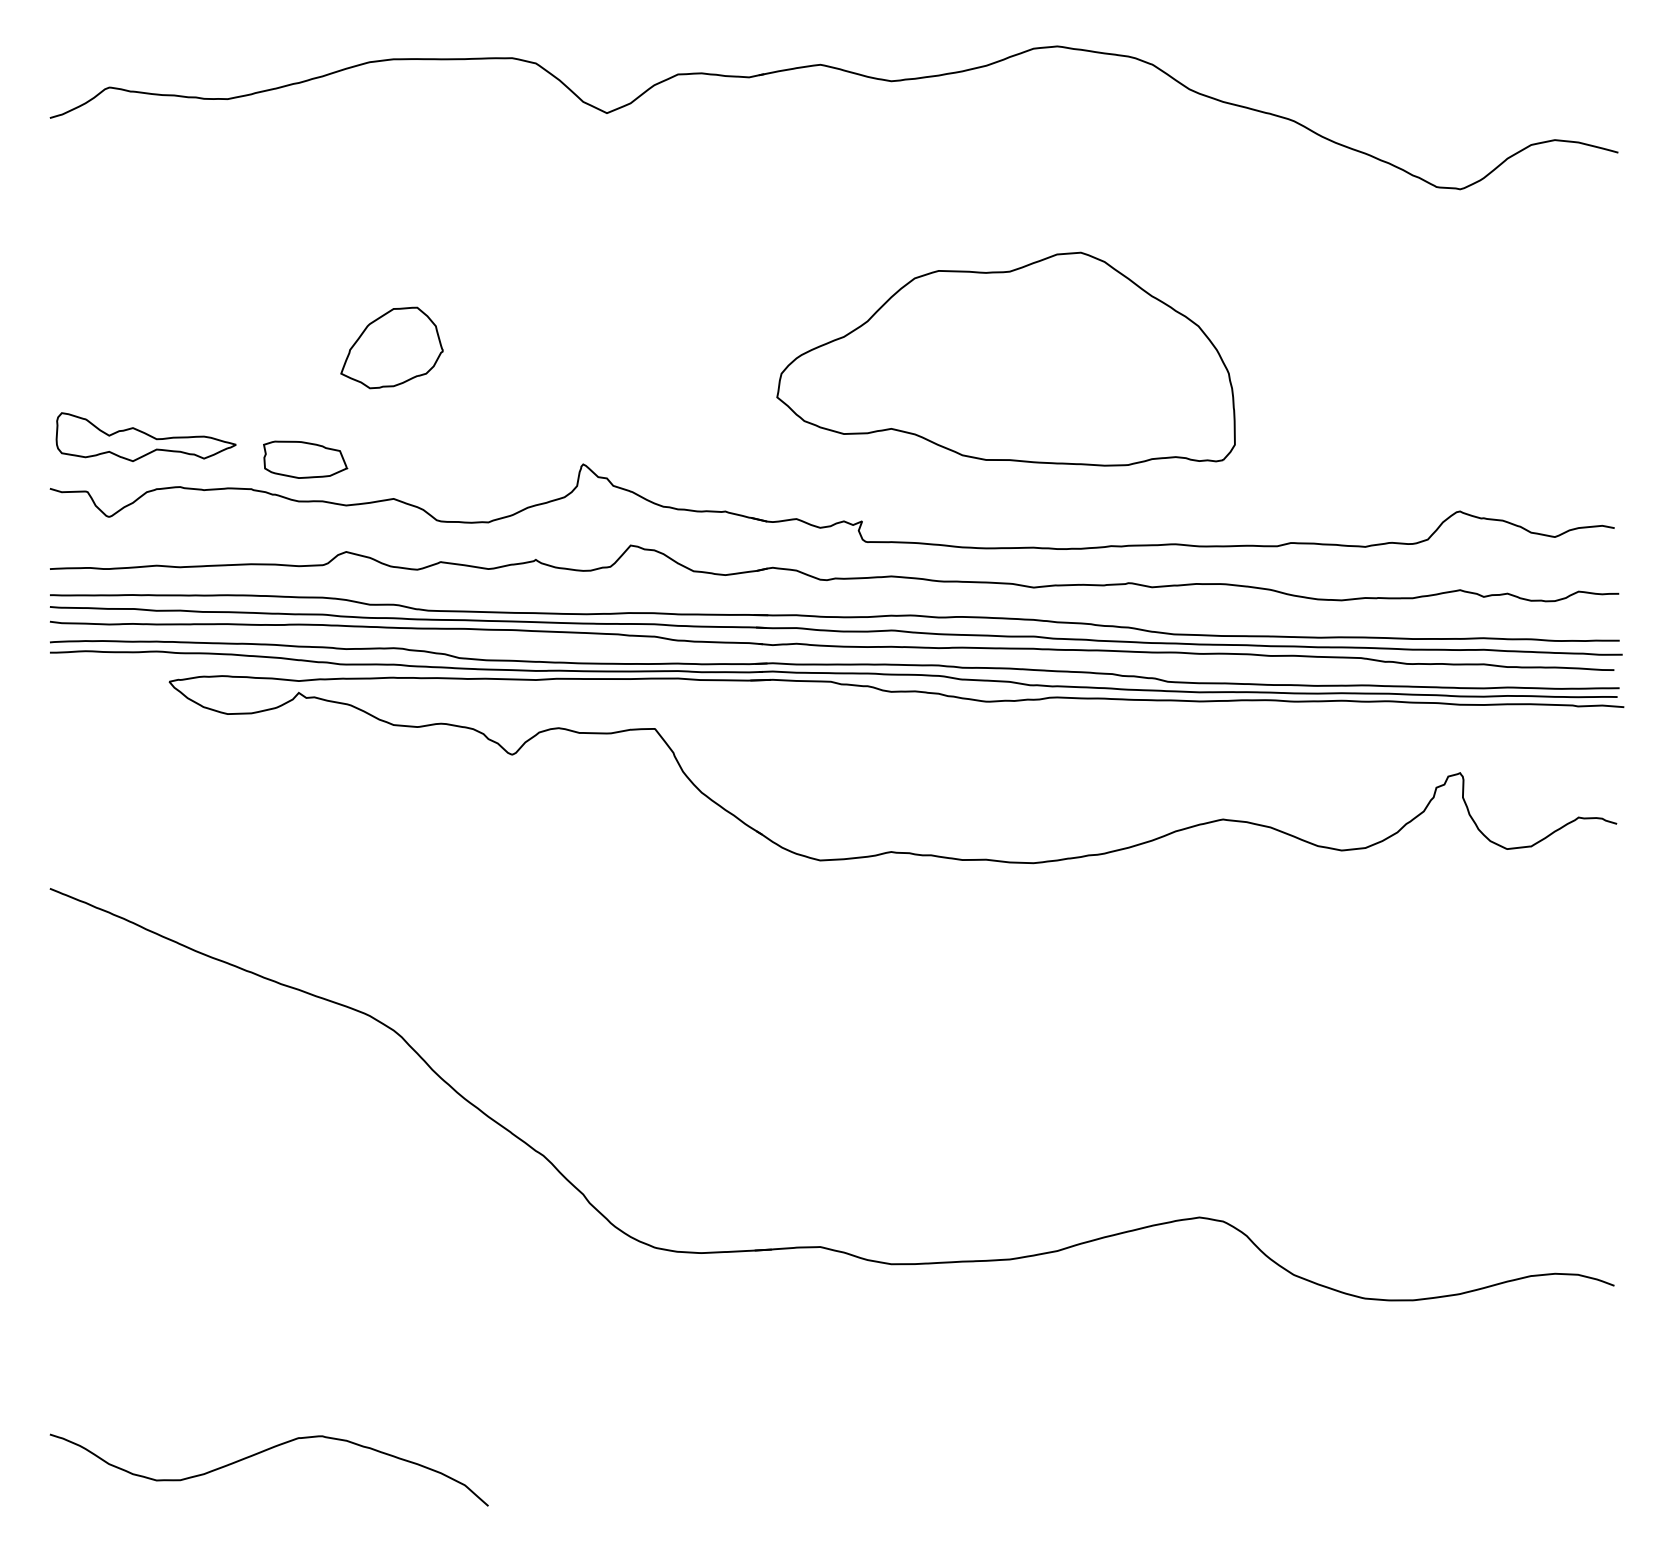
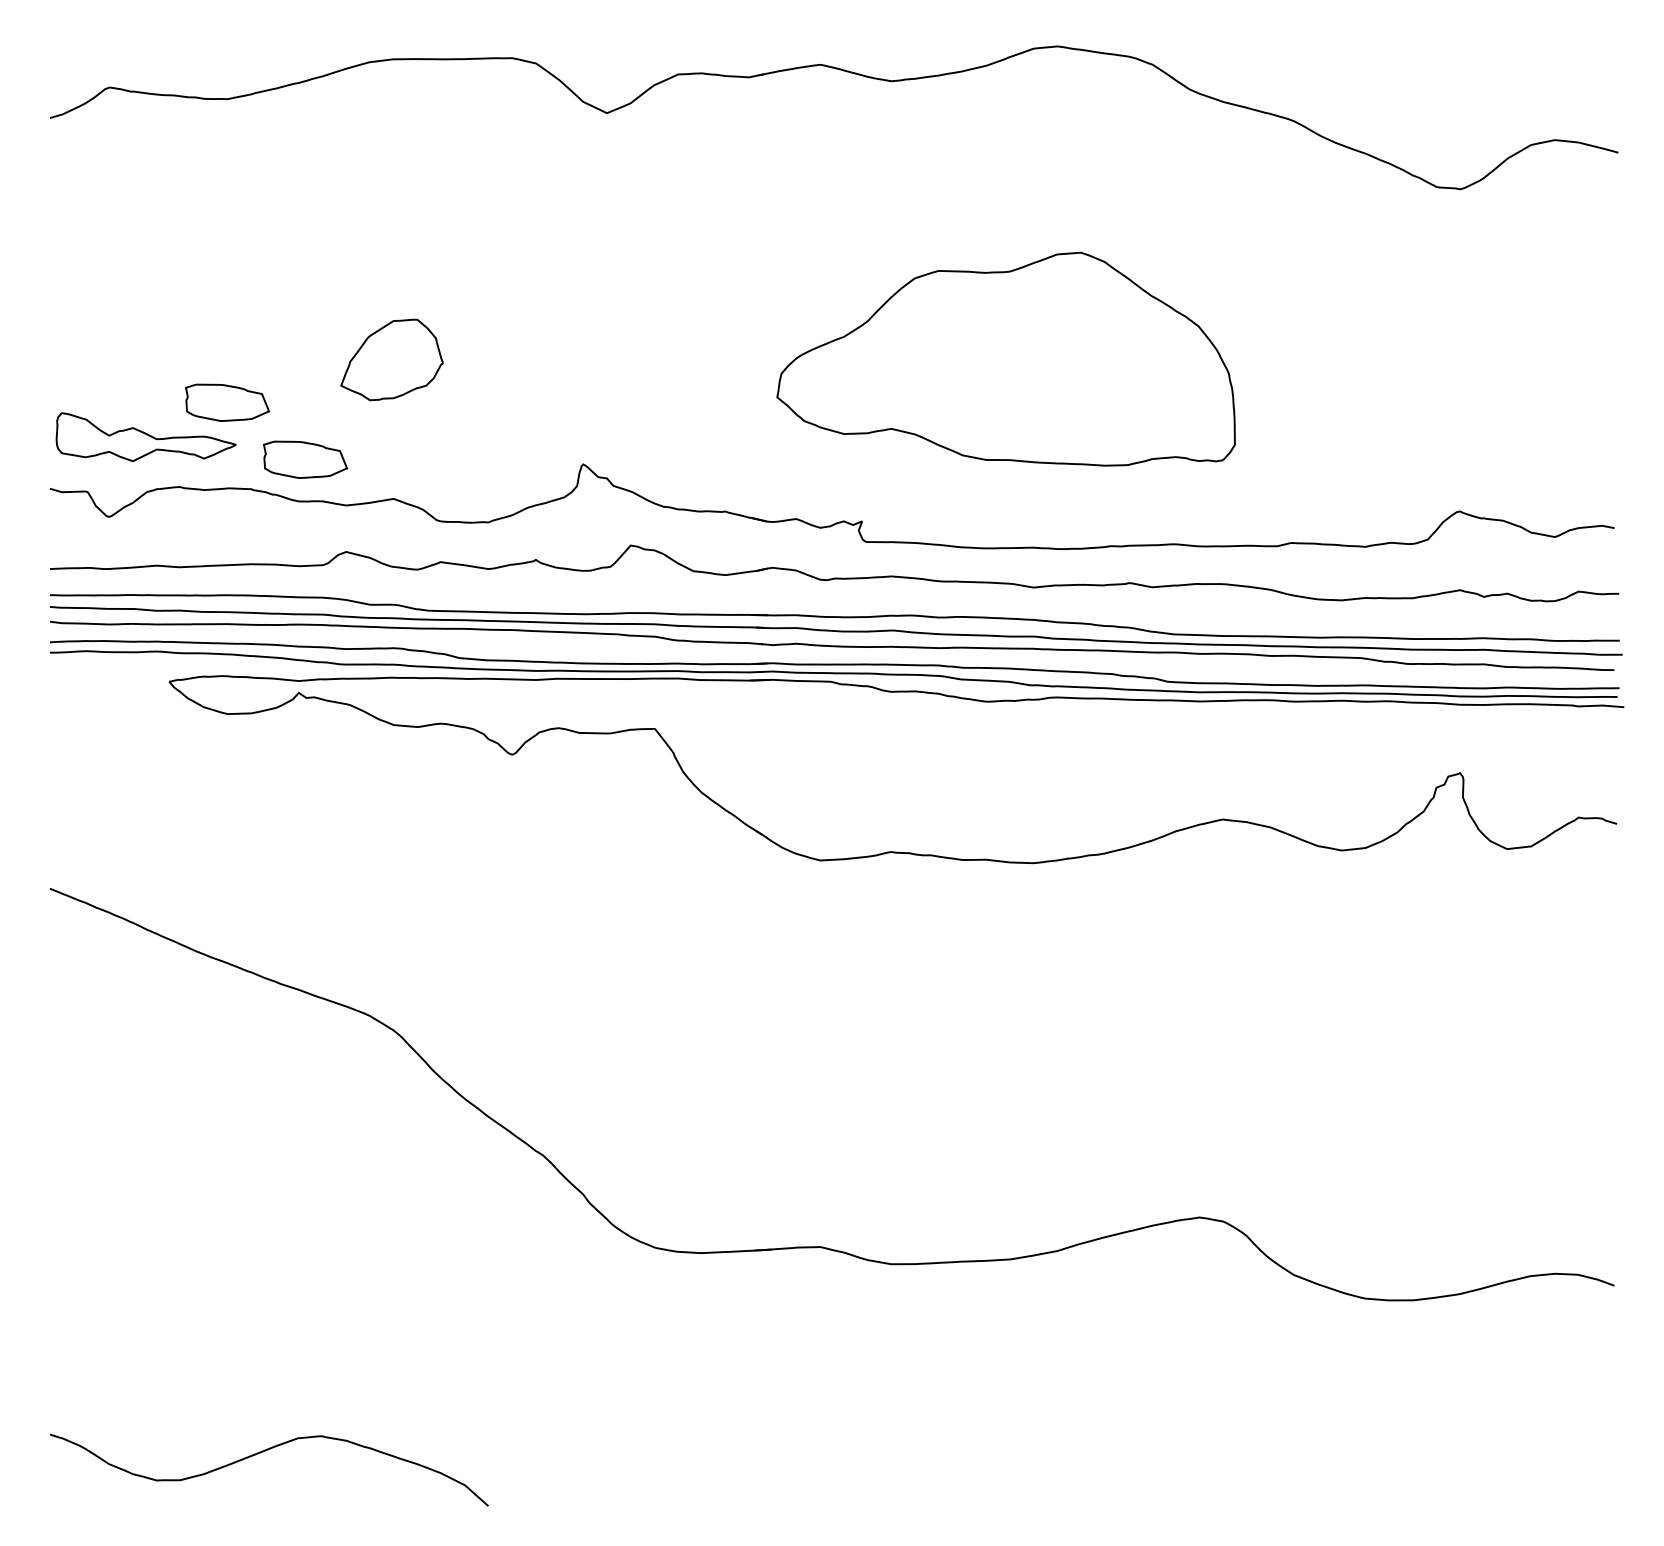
part position: (391, 347) -> (391, 359) (391, 359)
part: none -> present (227, 402)
